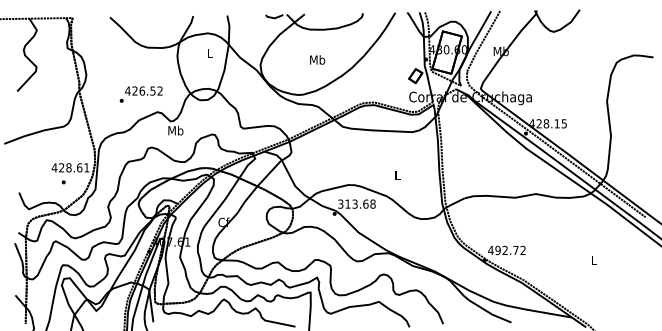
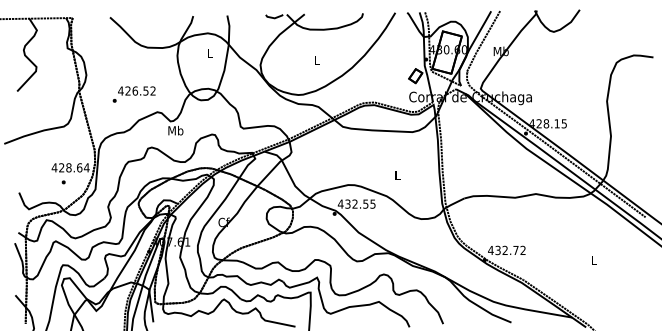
text: Mb -> L (317, 59)
text position: (140, 94) -> (133, 94) (133, 94)
text: 428.61 -> 428.64 (86, 167)
text: 313.68 -> 432.55 (356, 203)
text: 492.72 -> 432.72 (497, 250)
